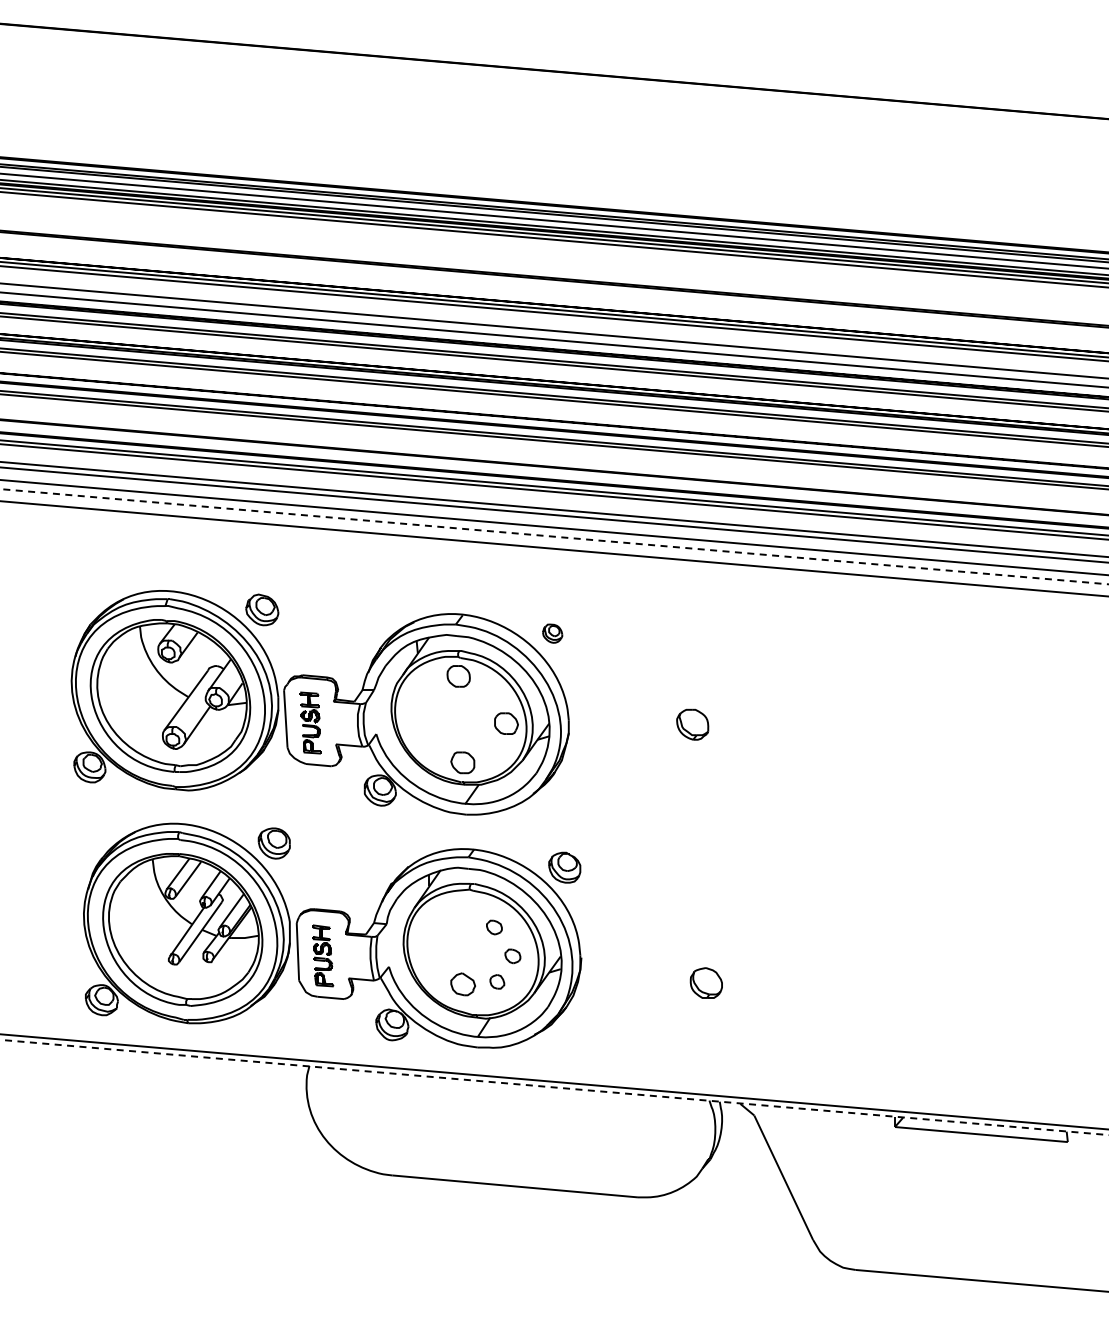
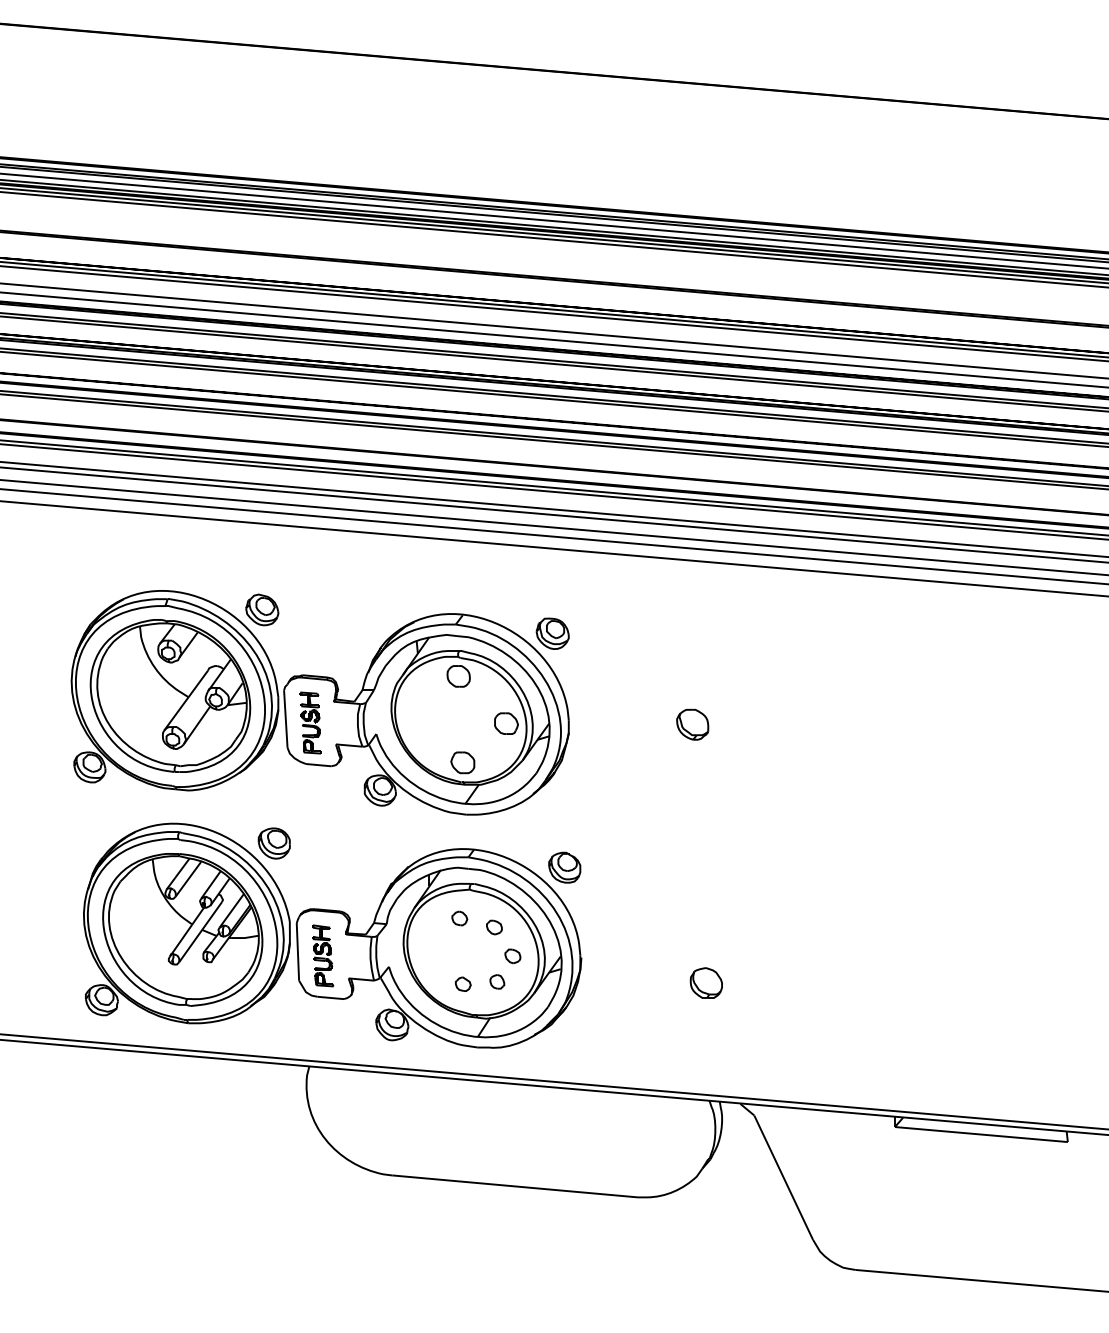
line: dashed -> solid (554, 536)
part size: 22x21 px -> 35x33 px (552, 633)
part: none -> present (459, 918)
part size: 26x25 px -> 17x16 px (463, 983)
line: dashed -> solid (555, 1087)
